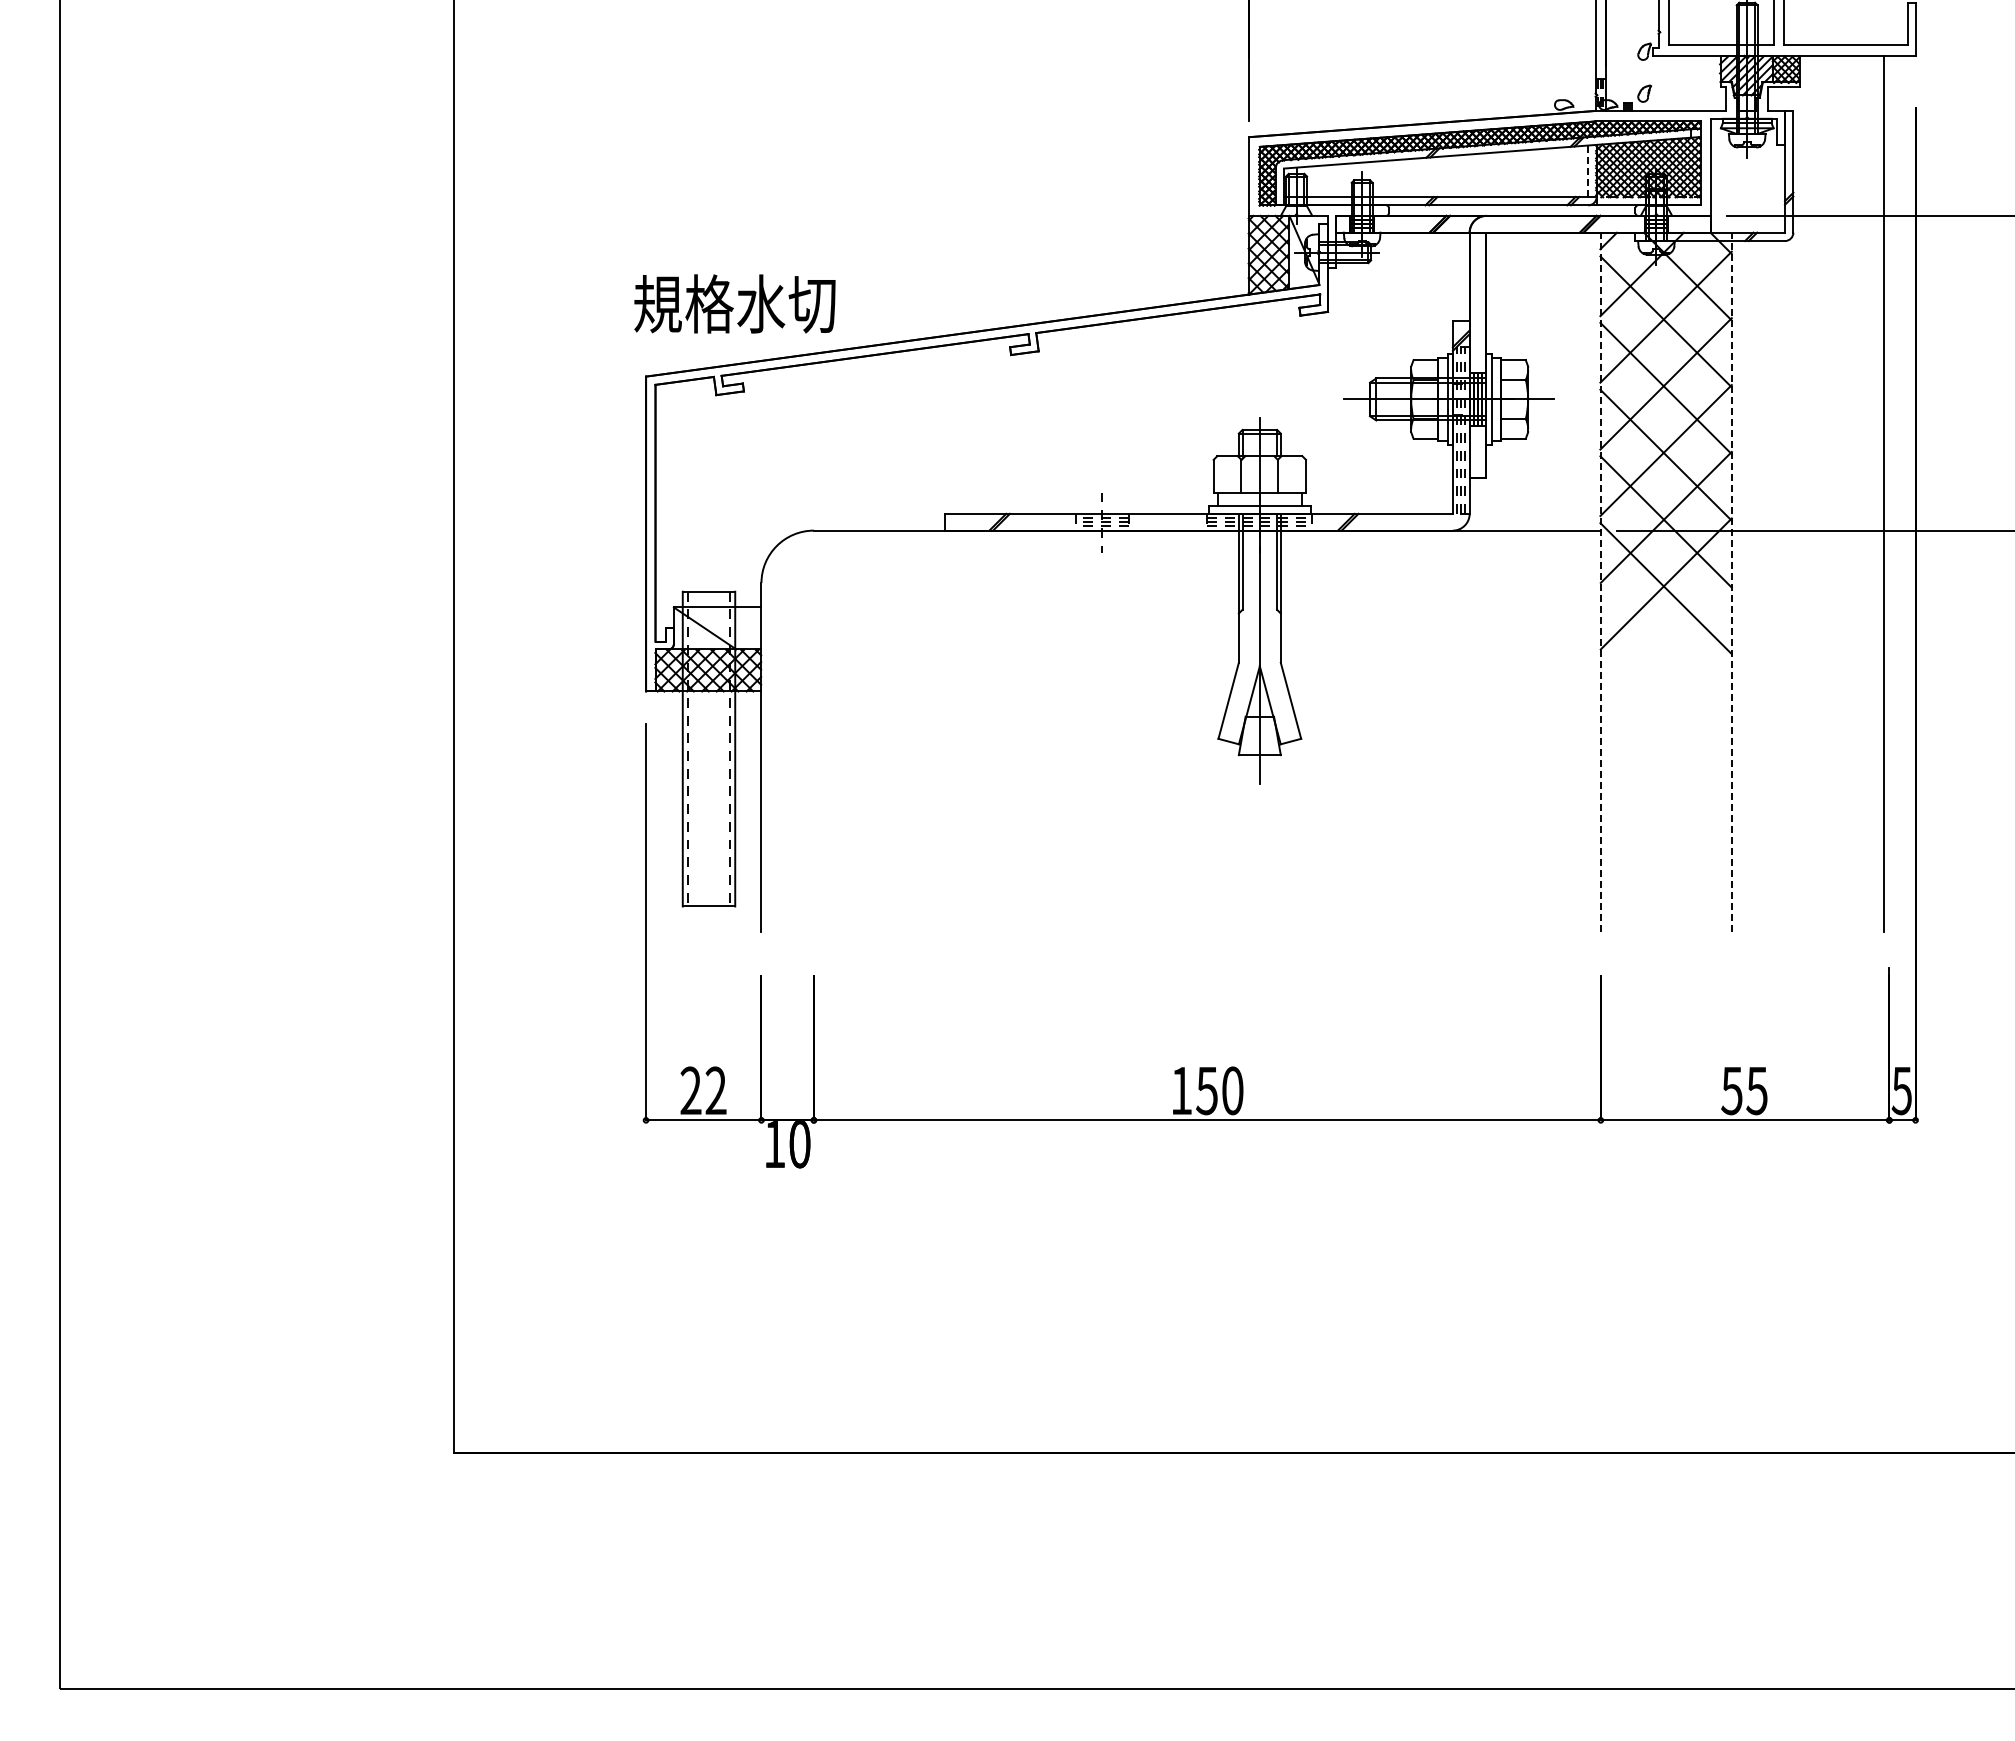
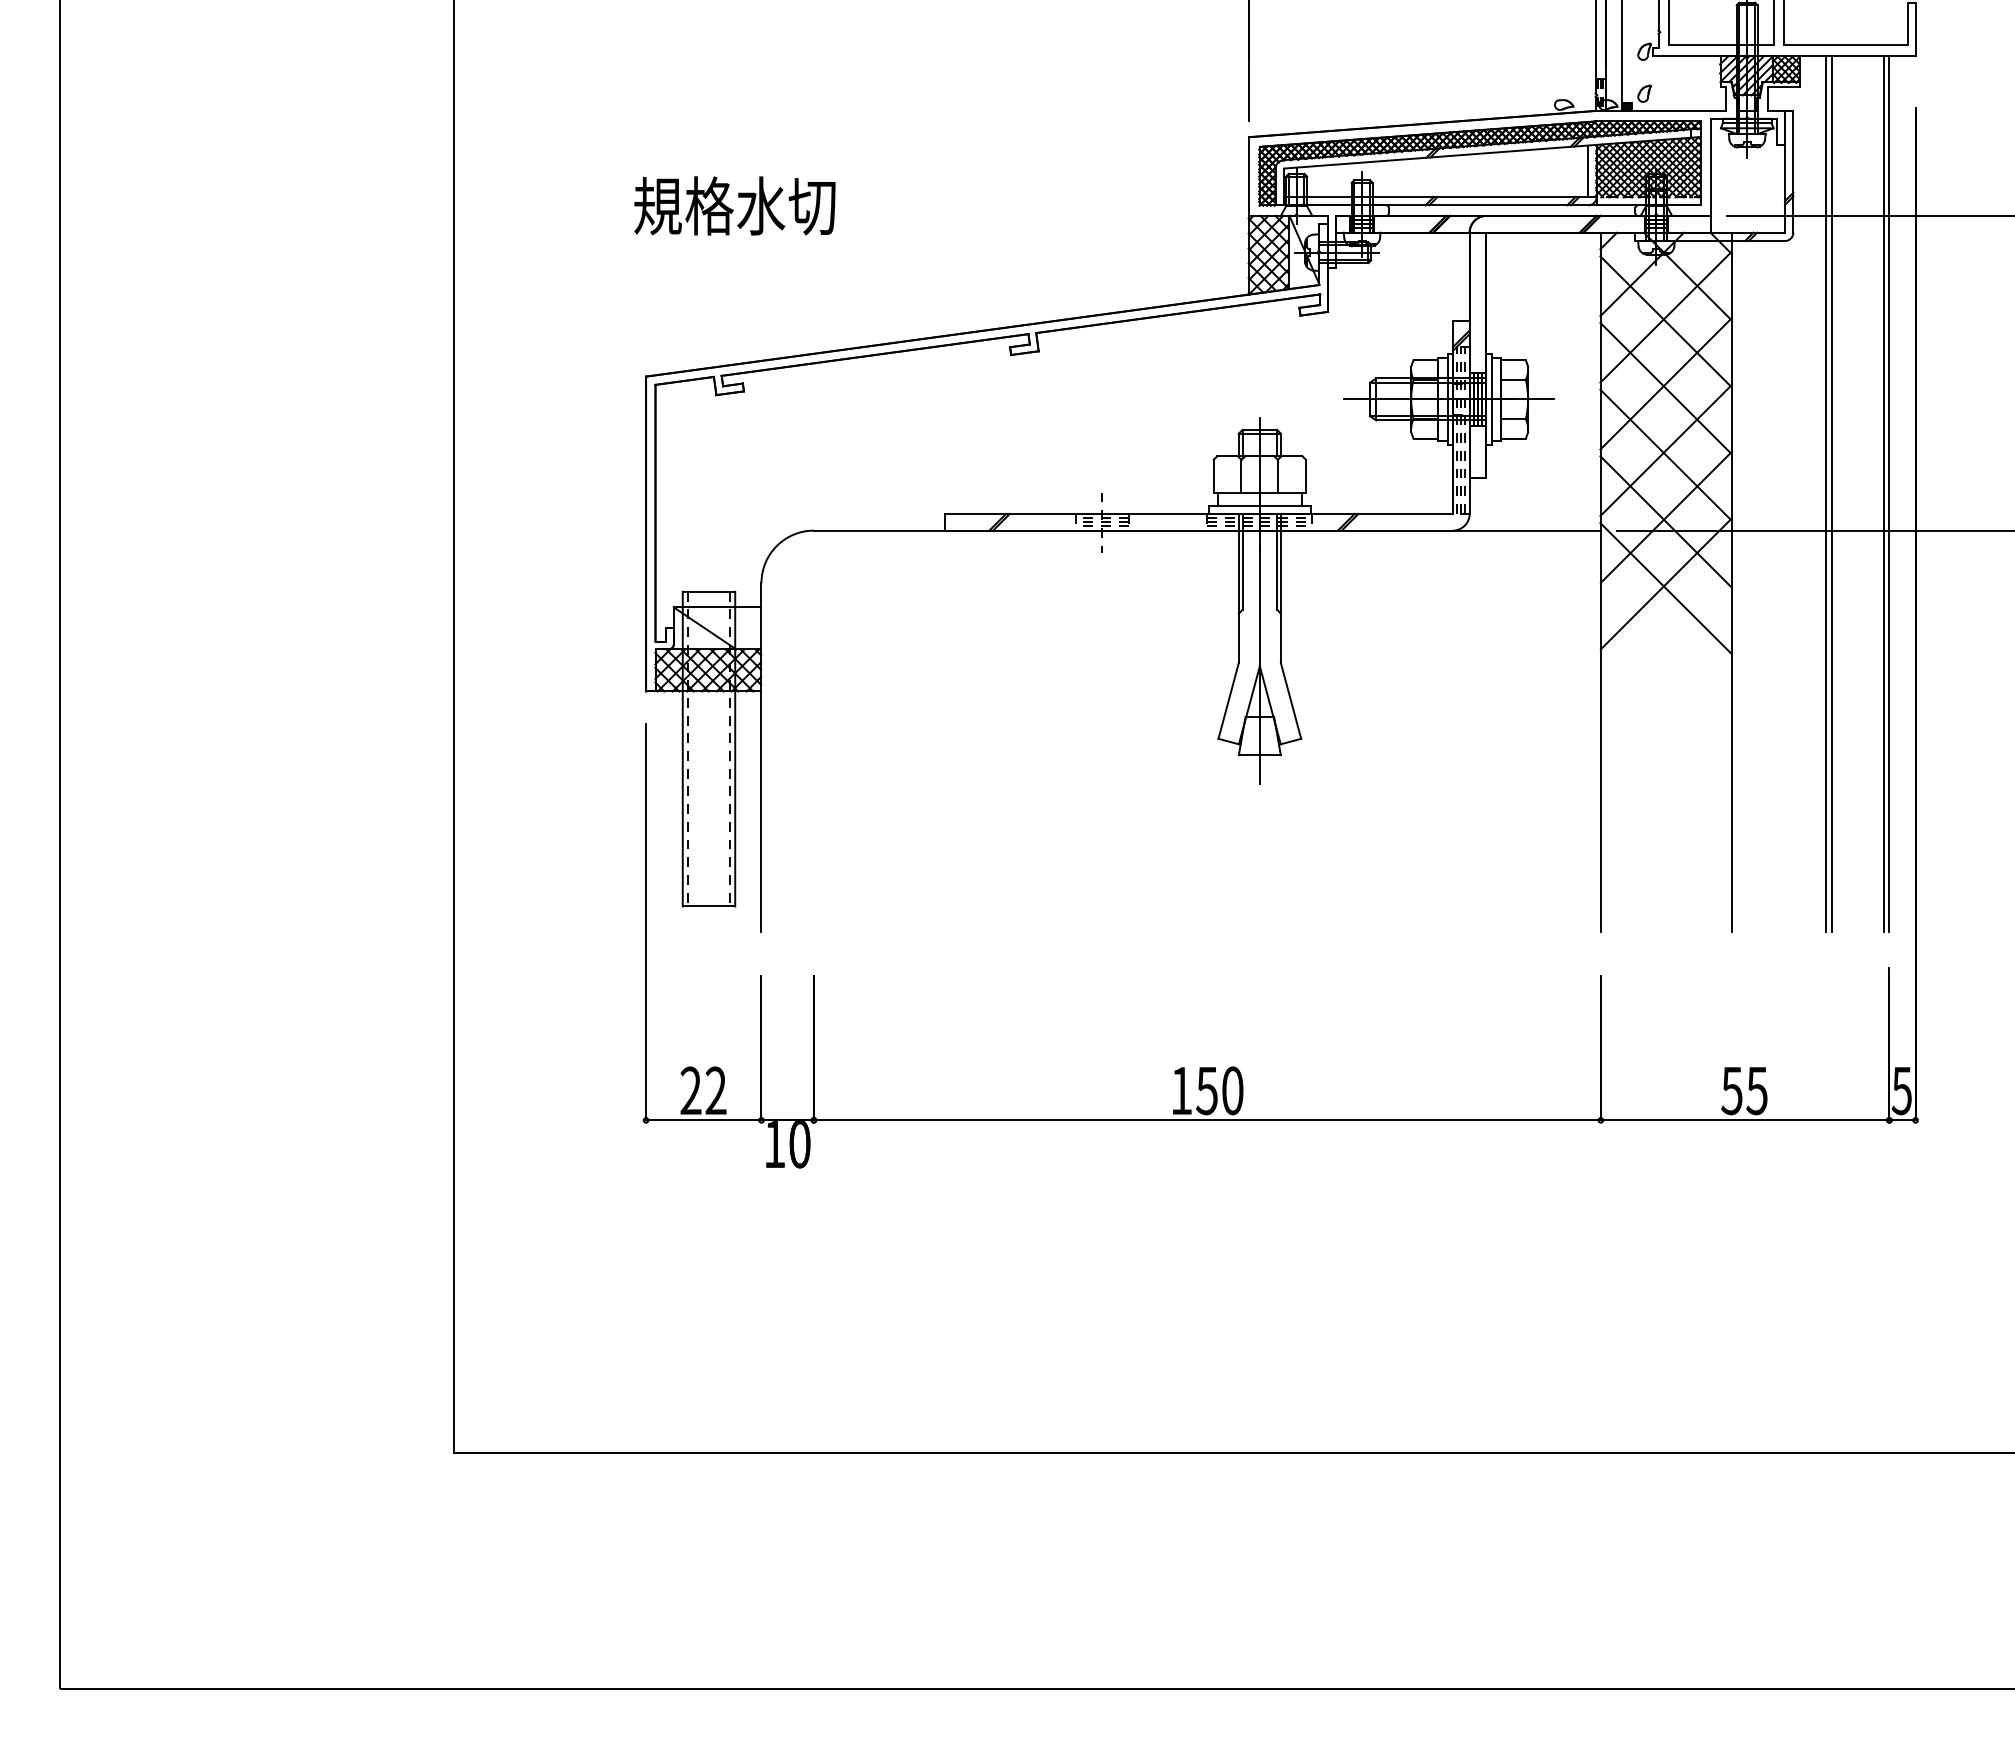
line: none -> present (1621, 56)
line: dashed -> solid (1588, 171)
text position: (734, 303) -> (734, 205) (734, 205)
line: none -> present (1826, 493)
line: none -> present (1831, 493)
line: none -> present (1889, 493)
line: dashed -> solid (1600, 582)
line: dashed -> solid (1731, 582)
